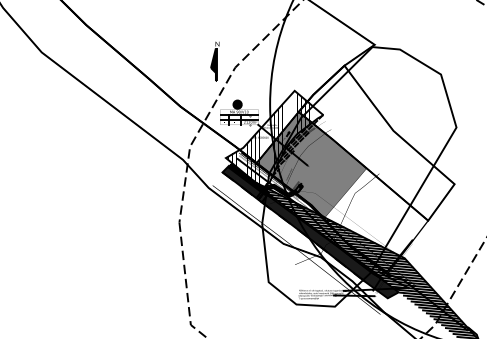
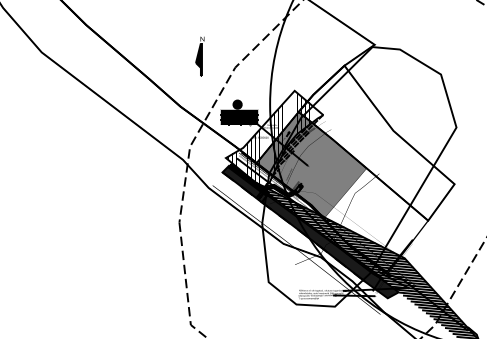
part position: (214, 61) -> (199, 56) (199, 56)
fill: none -> present (239, 116)
